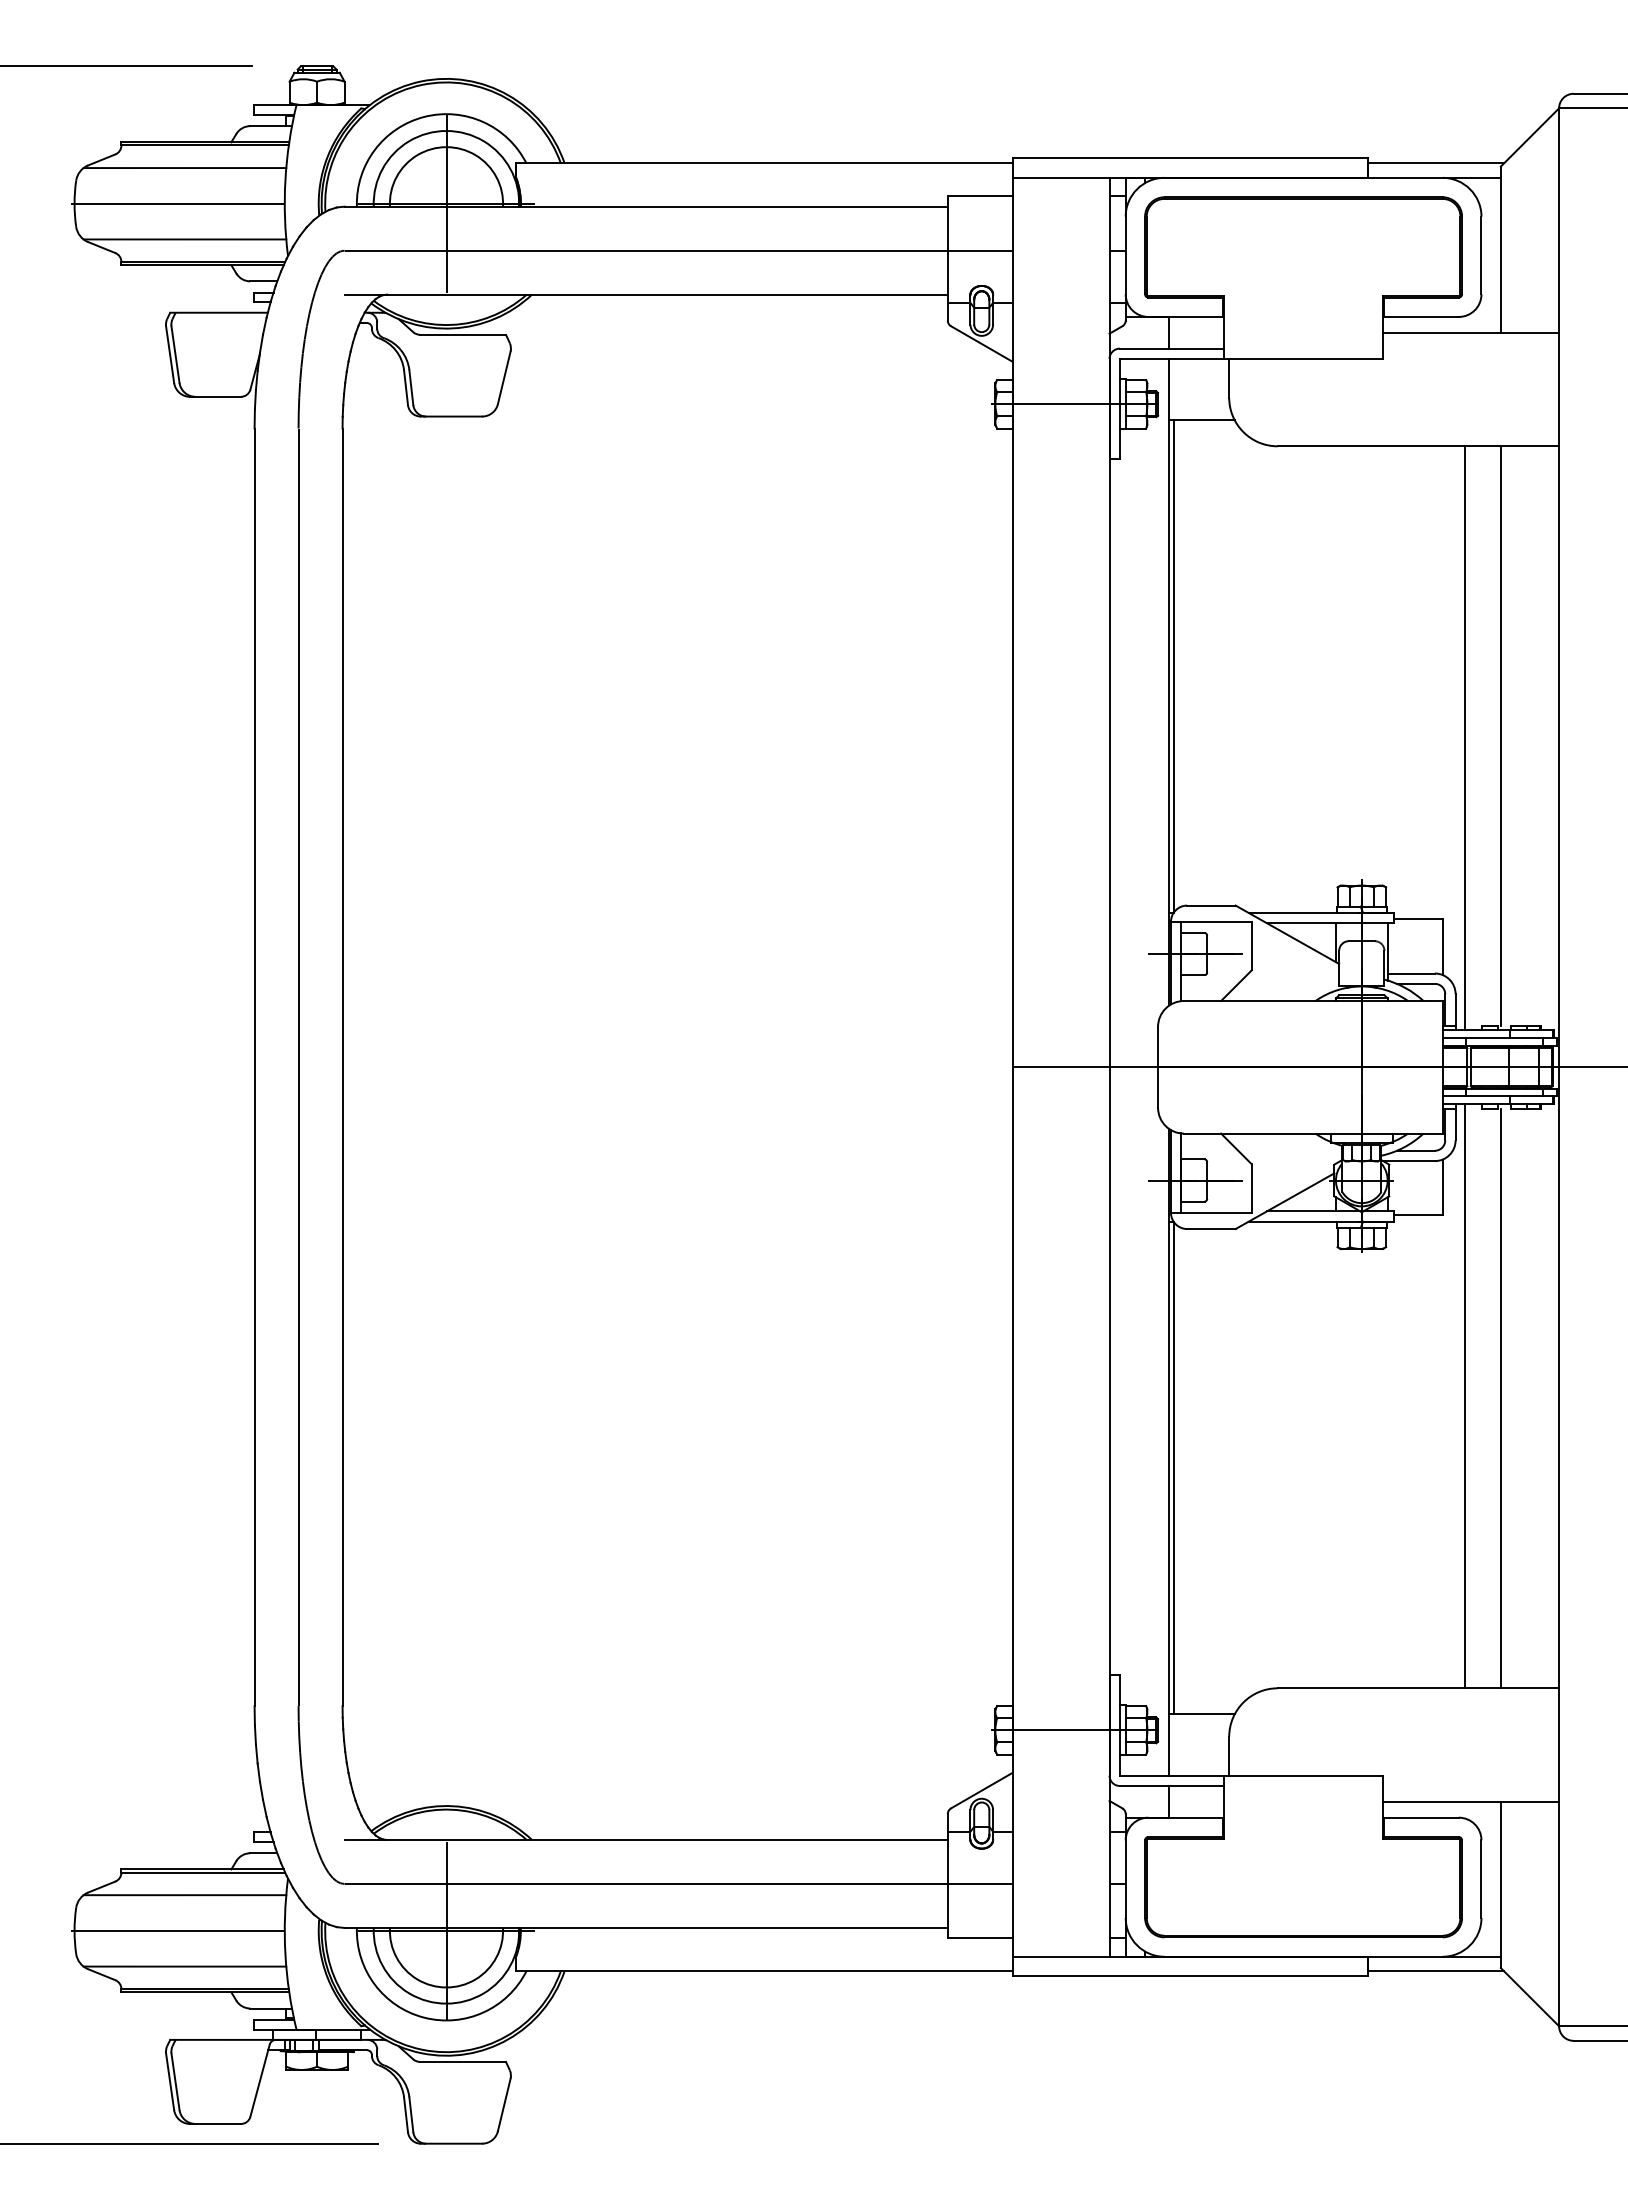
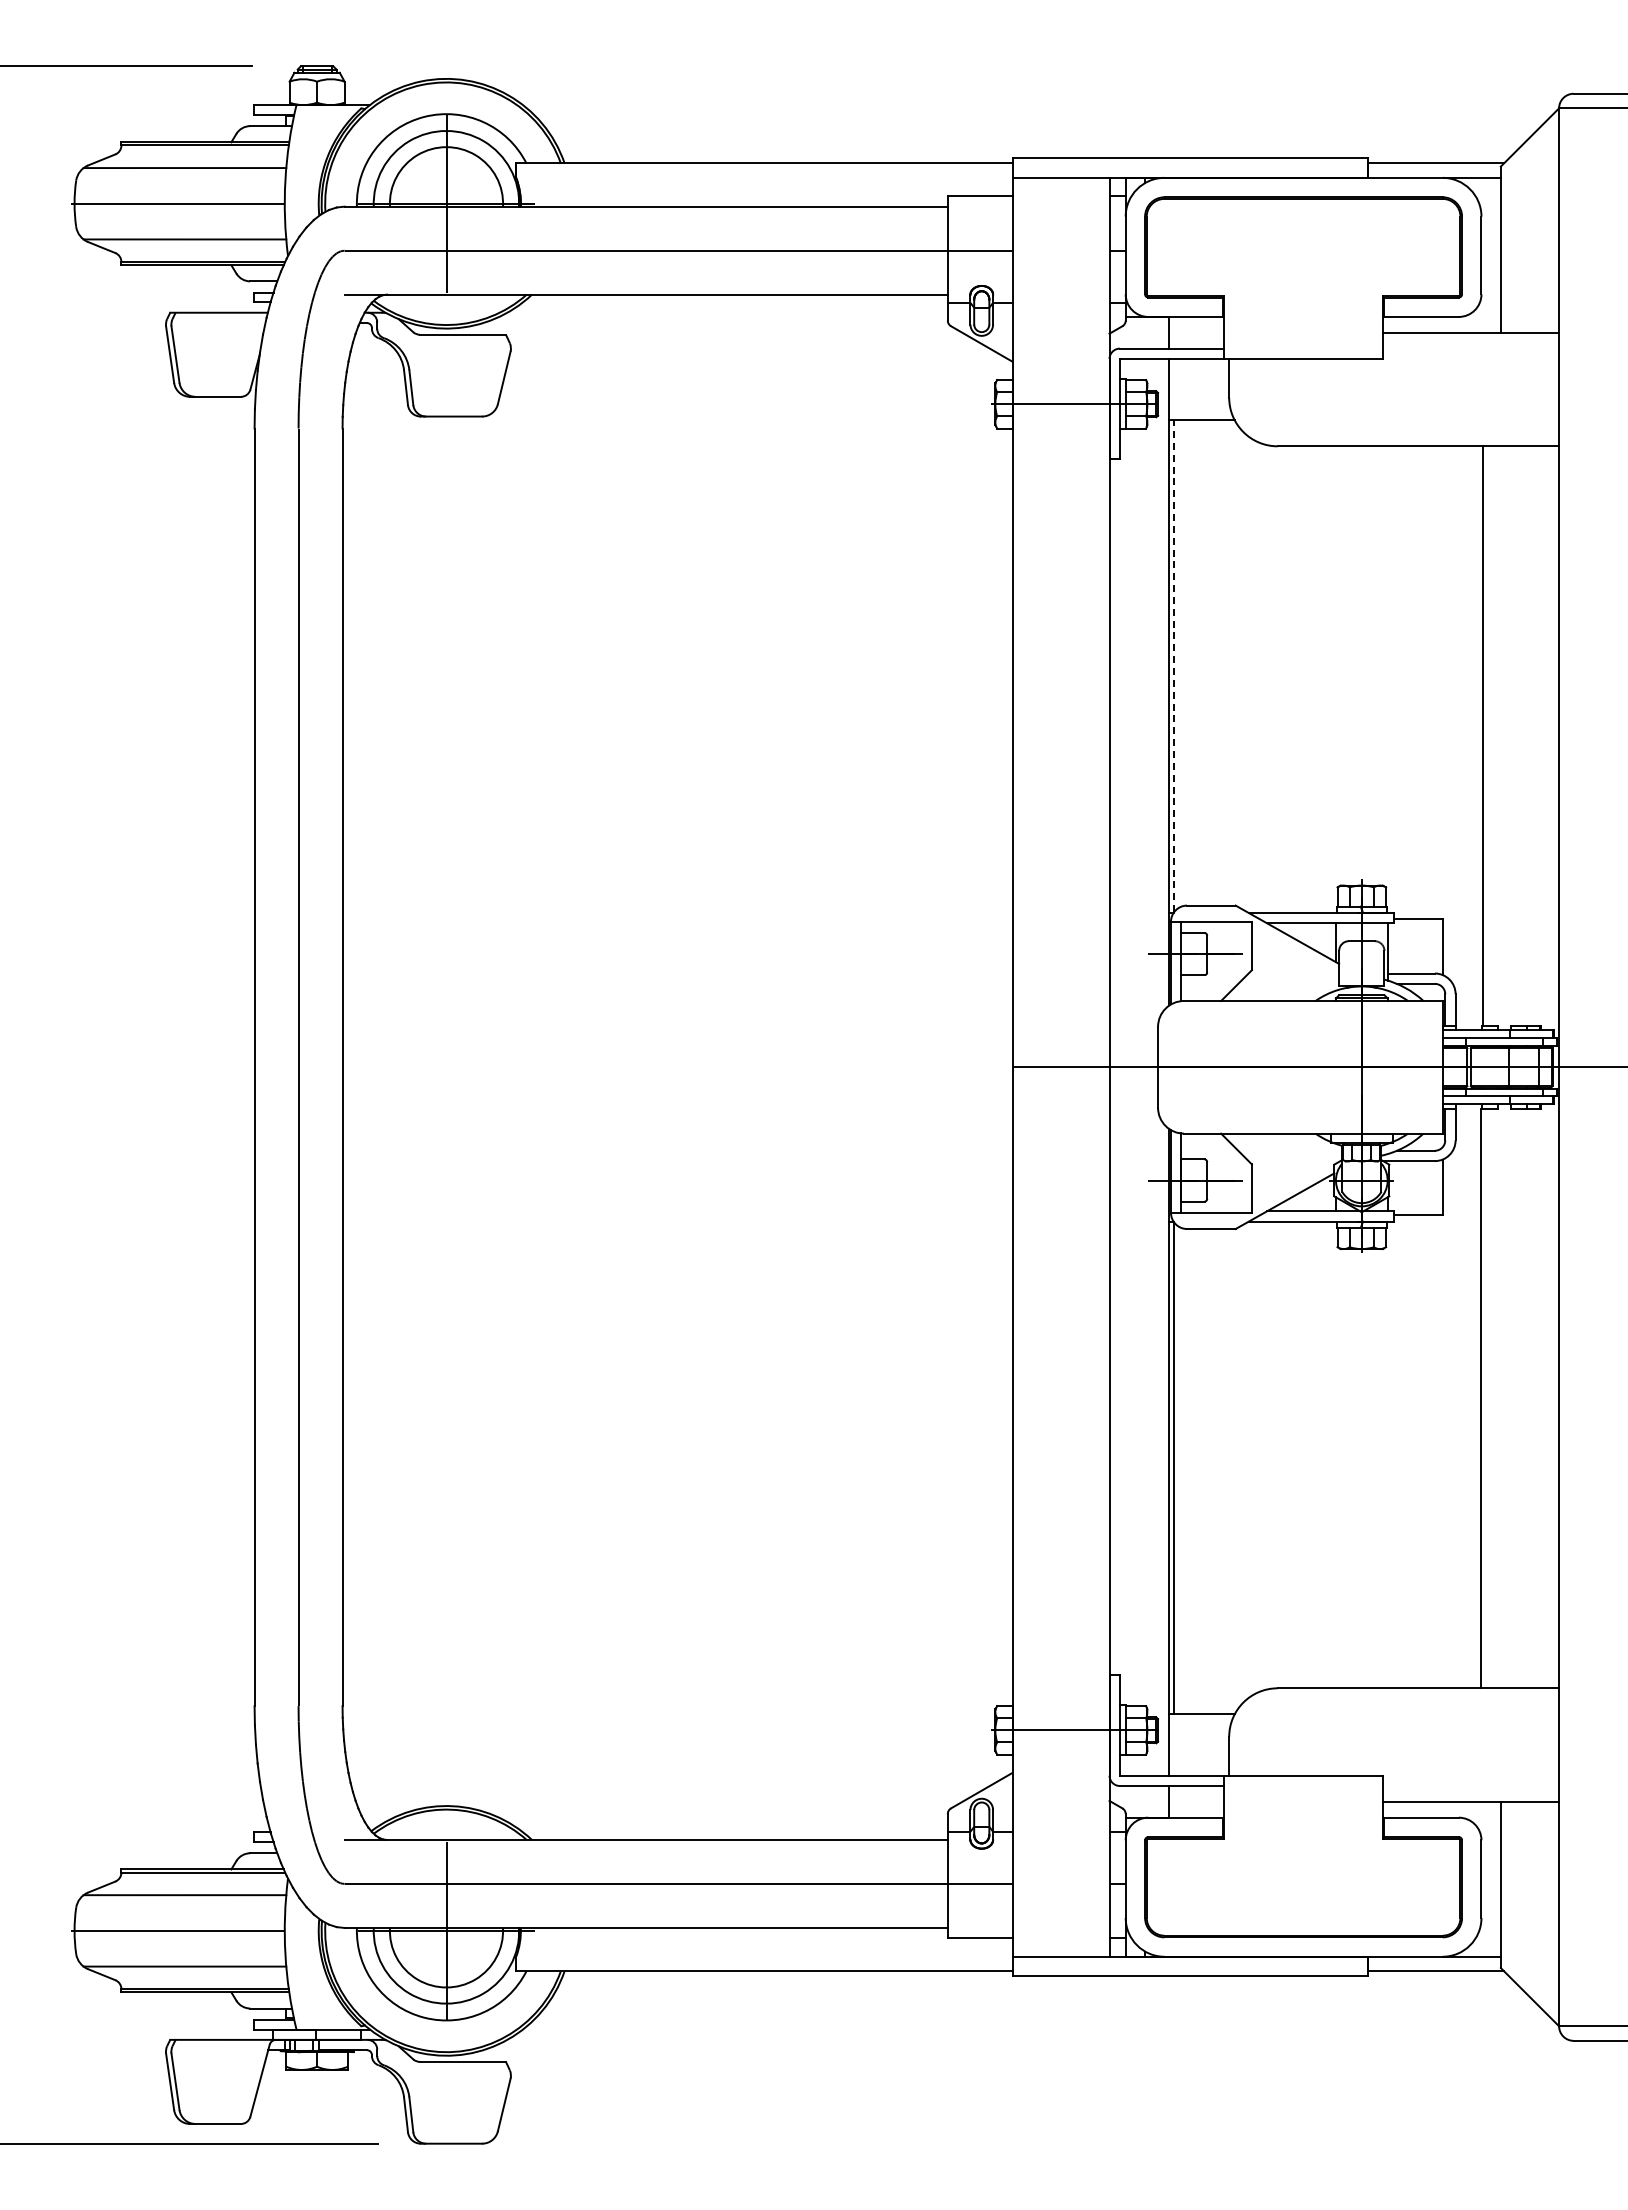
line: solid -> dashed (1174, 666)
line position: (1500, 735) -> (1482, 735) (1482, 735)
line: present -> none (1465, 738)
line: present -> none (1465, 1396)
line position: (1500, 1398) -> (1480, 1398) (1480, 1398)
